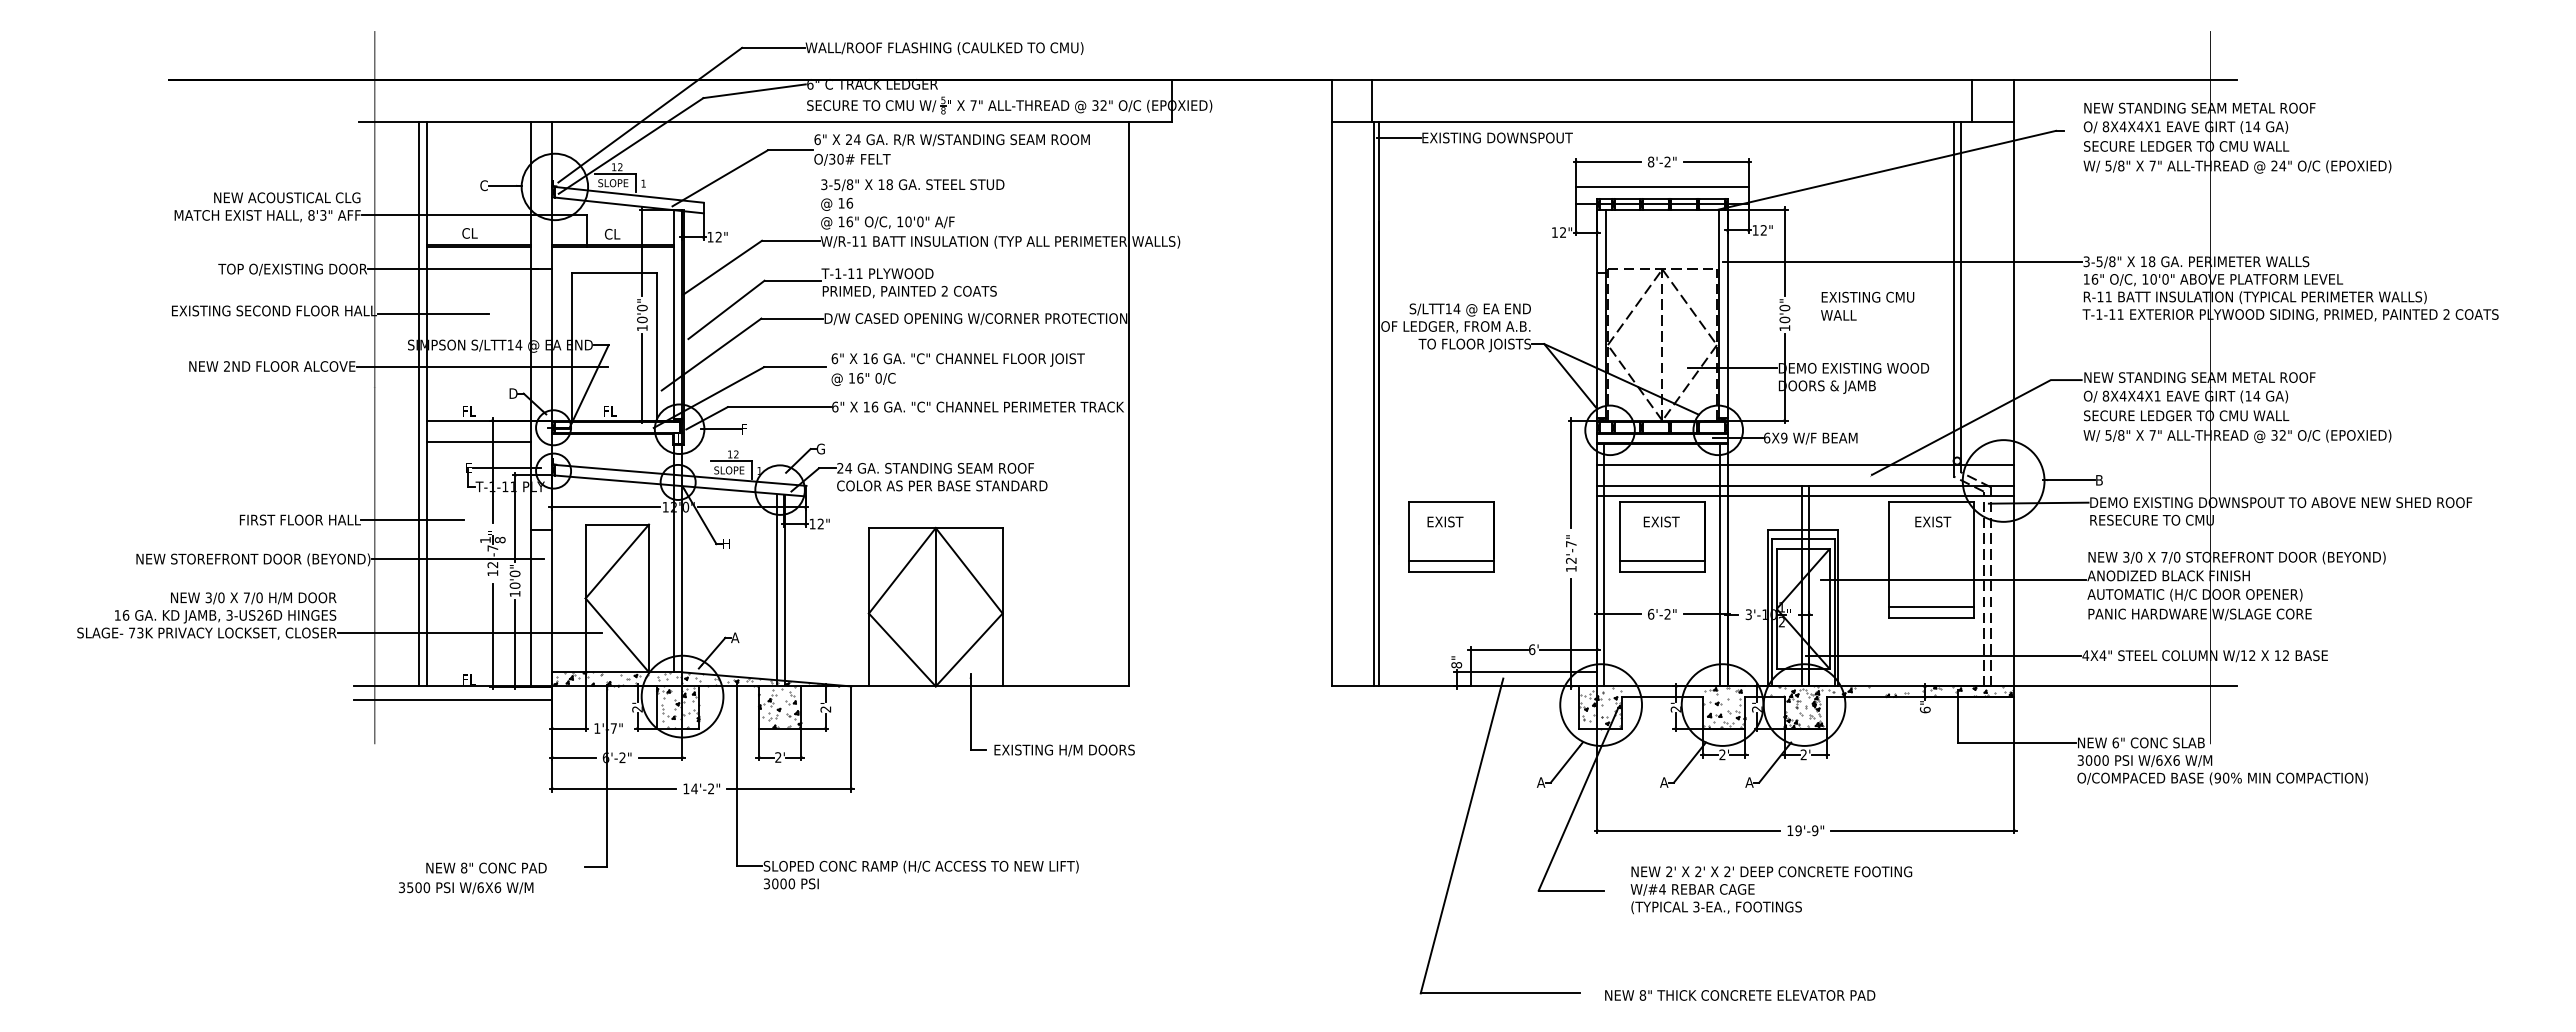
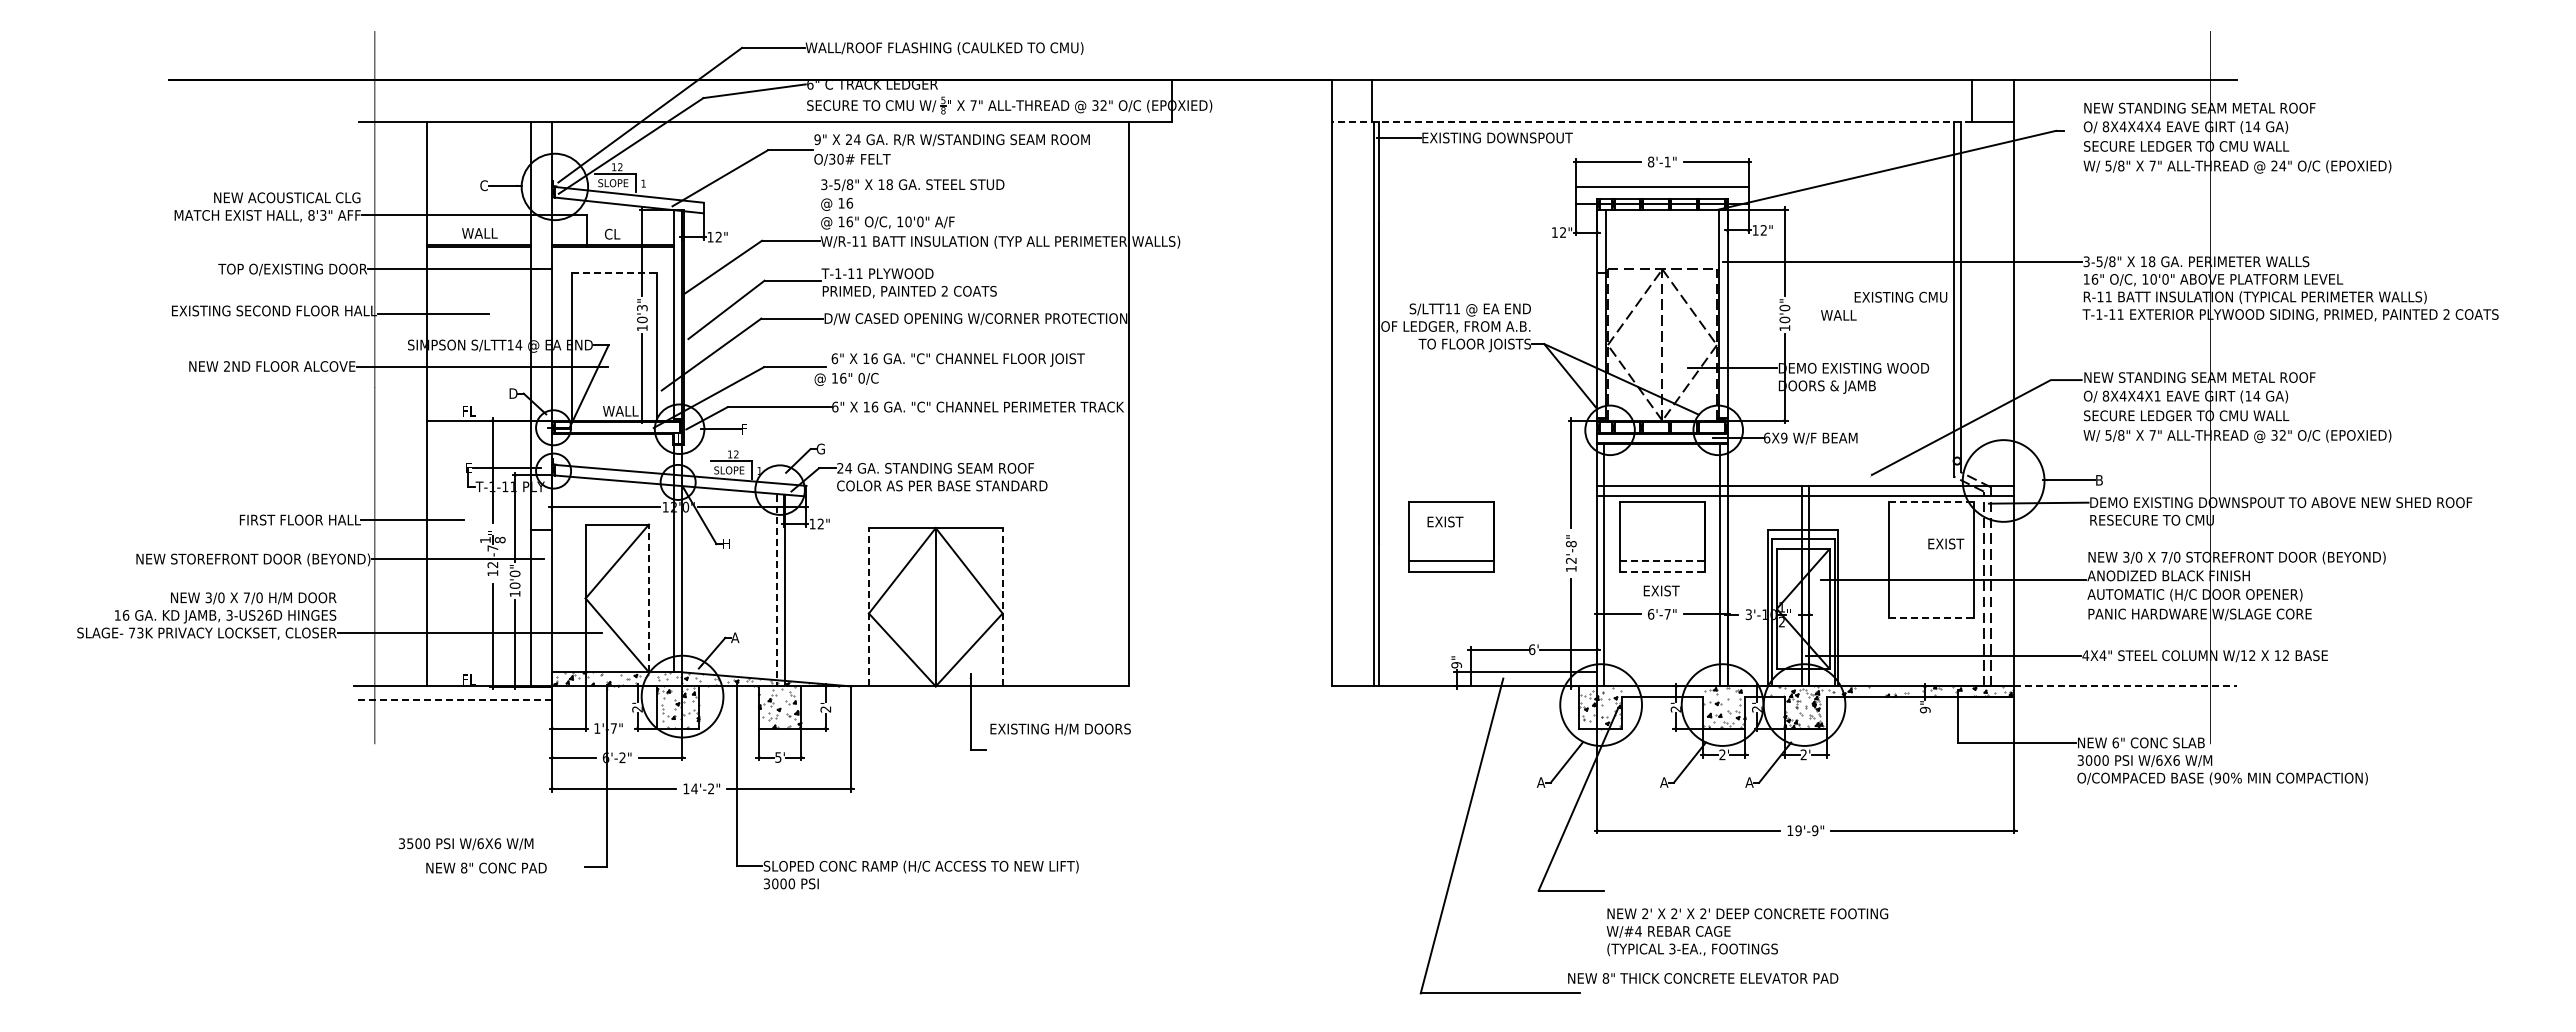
line: solid -> dashed (1651, 121)
text: 8X4X4X1 -> 8X4X4X4 (2157, 126)
text: 6" -> 9" (817, 139)
text: 8'-2" -> 8'-1" (1667, 161)
text: CL -> WALL (479, 233)
line: solid -> dashed (614, 272)
text position: (1867, 296) -> (1900, 296) (1900, 296)
text: 10'0" -> 10'3" (642, 307)
text: S/LTT14 -> S/LTT11 (1456, 308)
text position: (863, 379) -> (846, 379) (846, 379)
line: present -> none (418, 403)
text: FL -> WALL (620, 411)
line: present -> none (479, 441)
line: present -> none (1805, 464)
line: solid -> dashed (1932, 501)
text position: (1661, 521) -> (1661, 590) (1661, 590)
text position: (1933, 521) -> (1946, 543) (1946, 543)
text: 12'-7" -> 12'-8" (1571, 544)
line: solid -> dashed (1662, 561)
line: solid -> dashed (1662, 572)
line: solid -> dashed (777, 589)
line: solid -> dashed (649, 598)
line: solid -> dashed (868, 606)
line: solid -> dashed (1002, 606)
line: present -> none (1931, 607)
text: 6'-2" -> 6'-7" (1667, 614)
line: solid -> dashed (1932, 617)
text: 8" -> 9" (1456, 665)
line: solid -> dashed (2126, 686)
line: solid -> dashed (452, 700)
text: 6" -> 9" (1925, 709)
text position: (1064, 750) -> (1060, 729) (1060, 729)
text: 2' -> 5' (778, 757)
text position: (466, 888) -> (466, 844) (466, 844)
text position: (1771, 890) -> (1747, 932) (1747, 932)
text position: (1740, 995) -> (1703, 978) (1703, 978)
